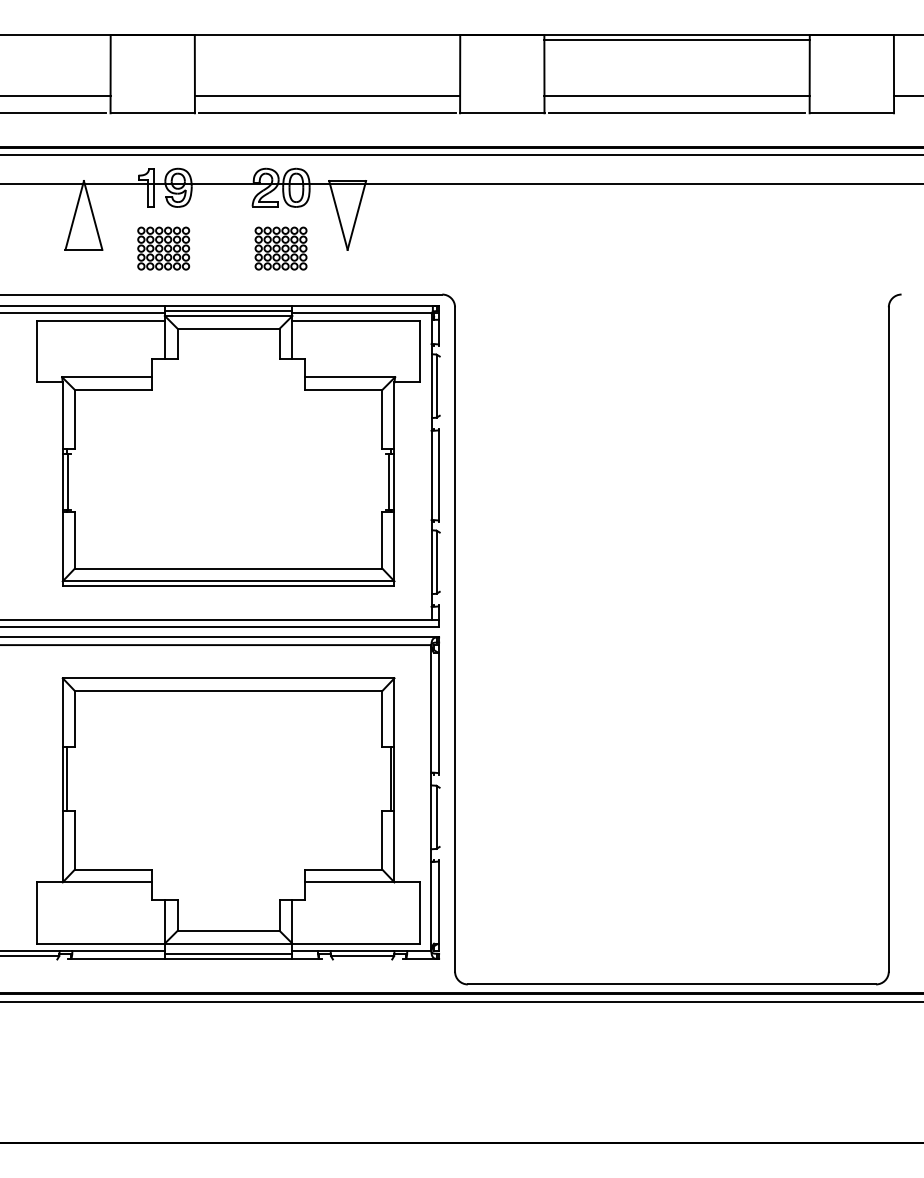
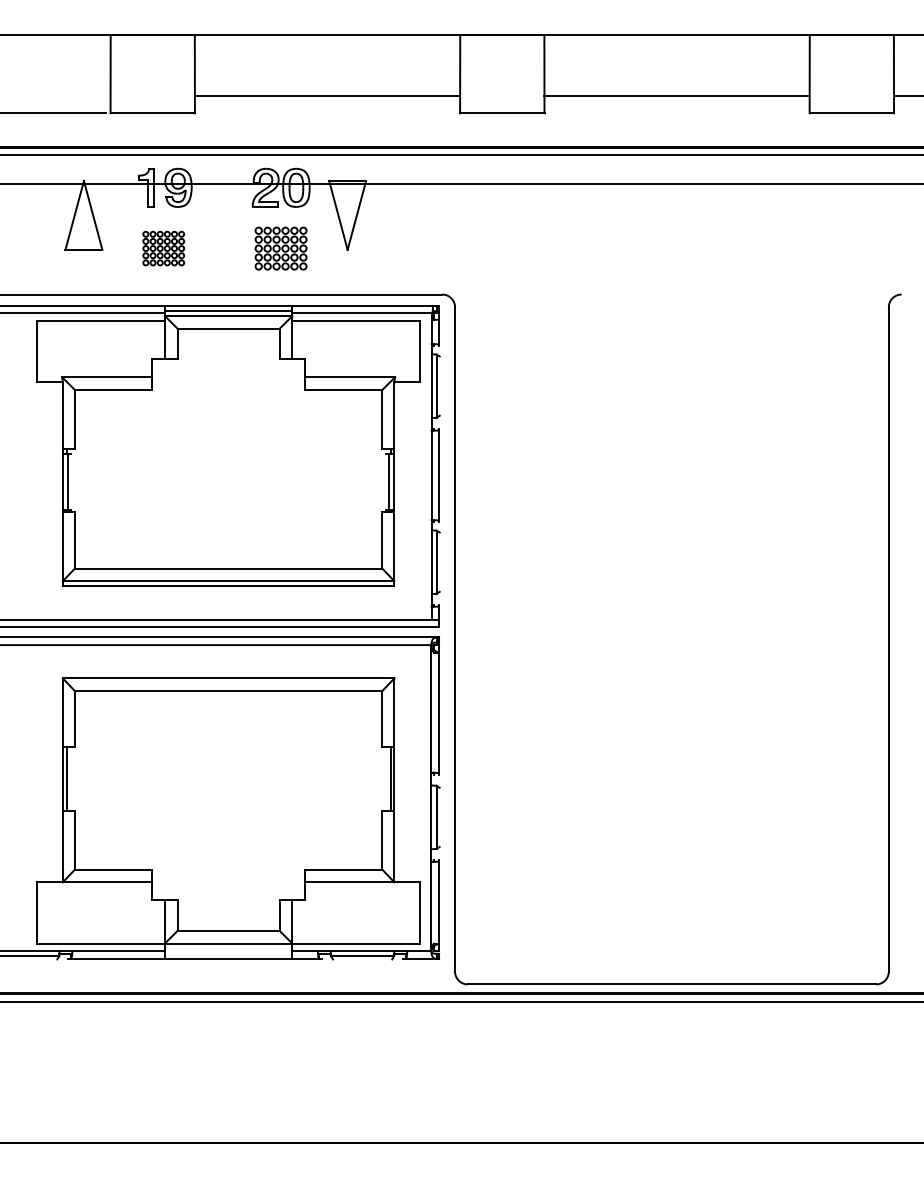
line: present -> none (676, 40)
line: present -> none (56, 95)
line: present -> none (327, 113)
line: present -> none (676, 113)
part size: 54x45 px -> 43x37 px (163, 248)
line: present -> none (228, 953)
